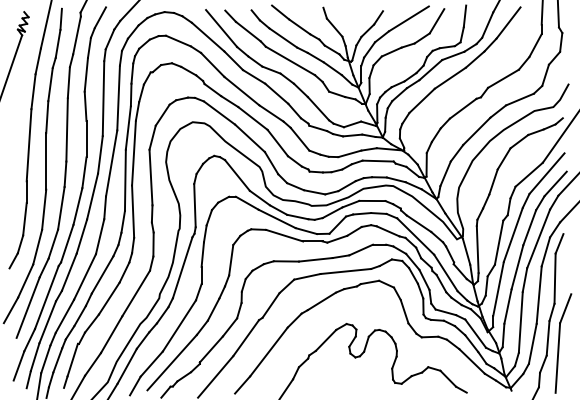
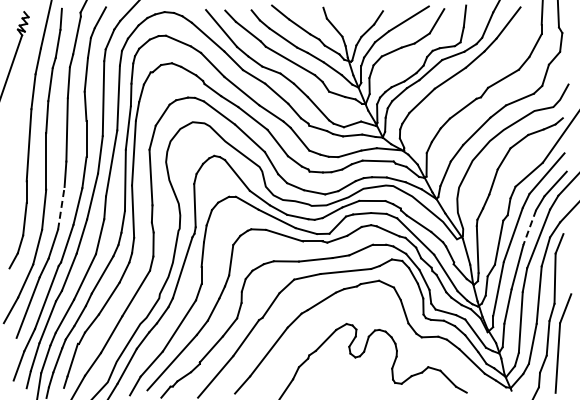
line: solid -> dashed (61, 208)
line: solid -> dashed (529, 227)
